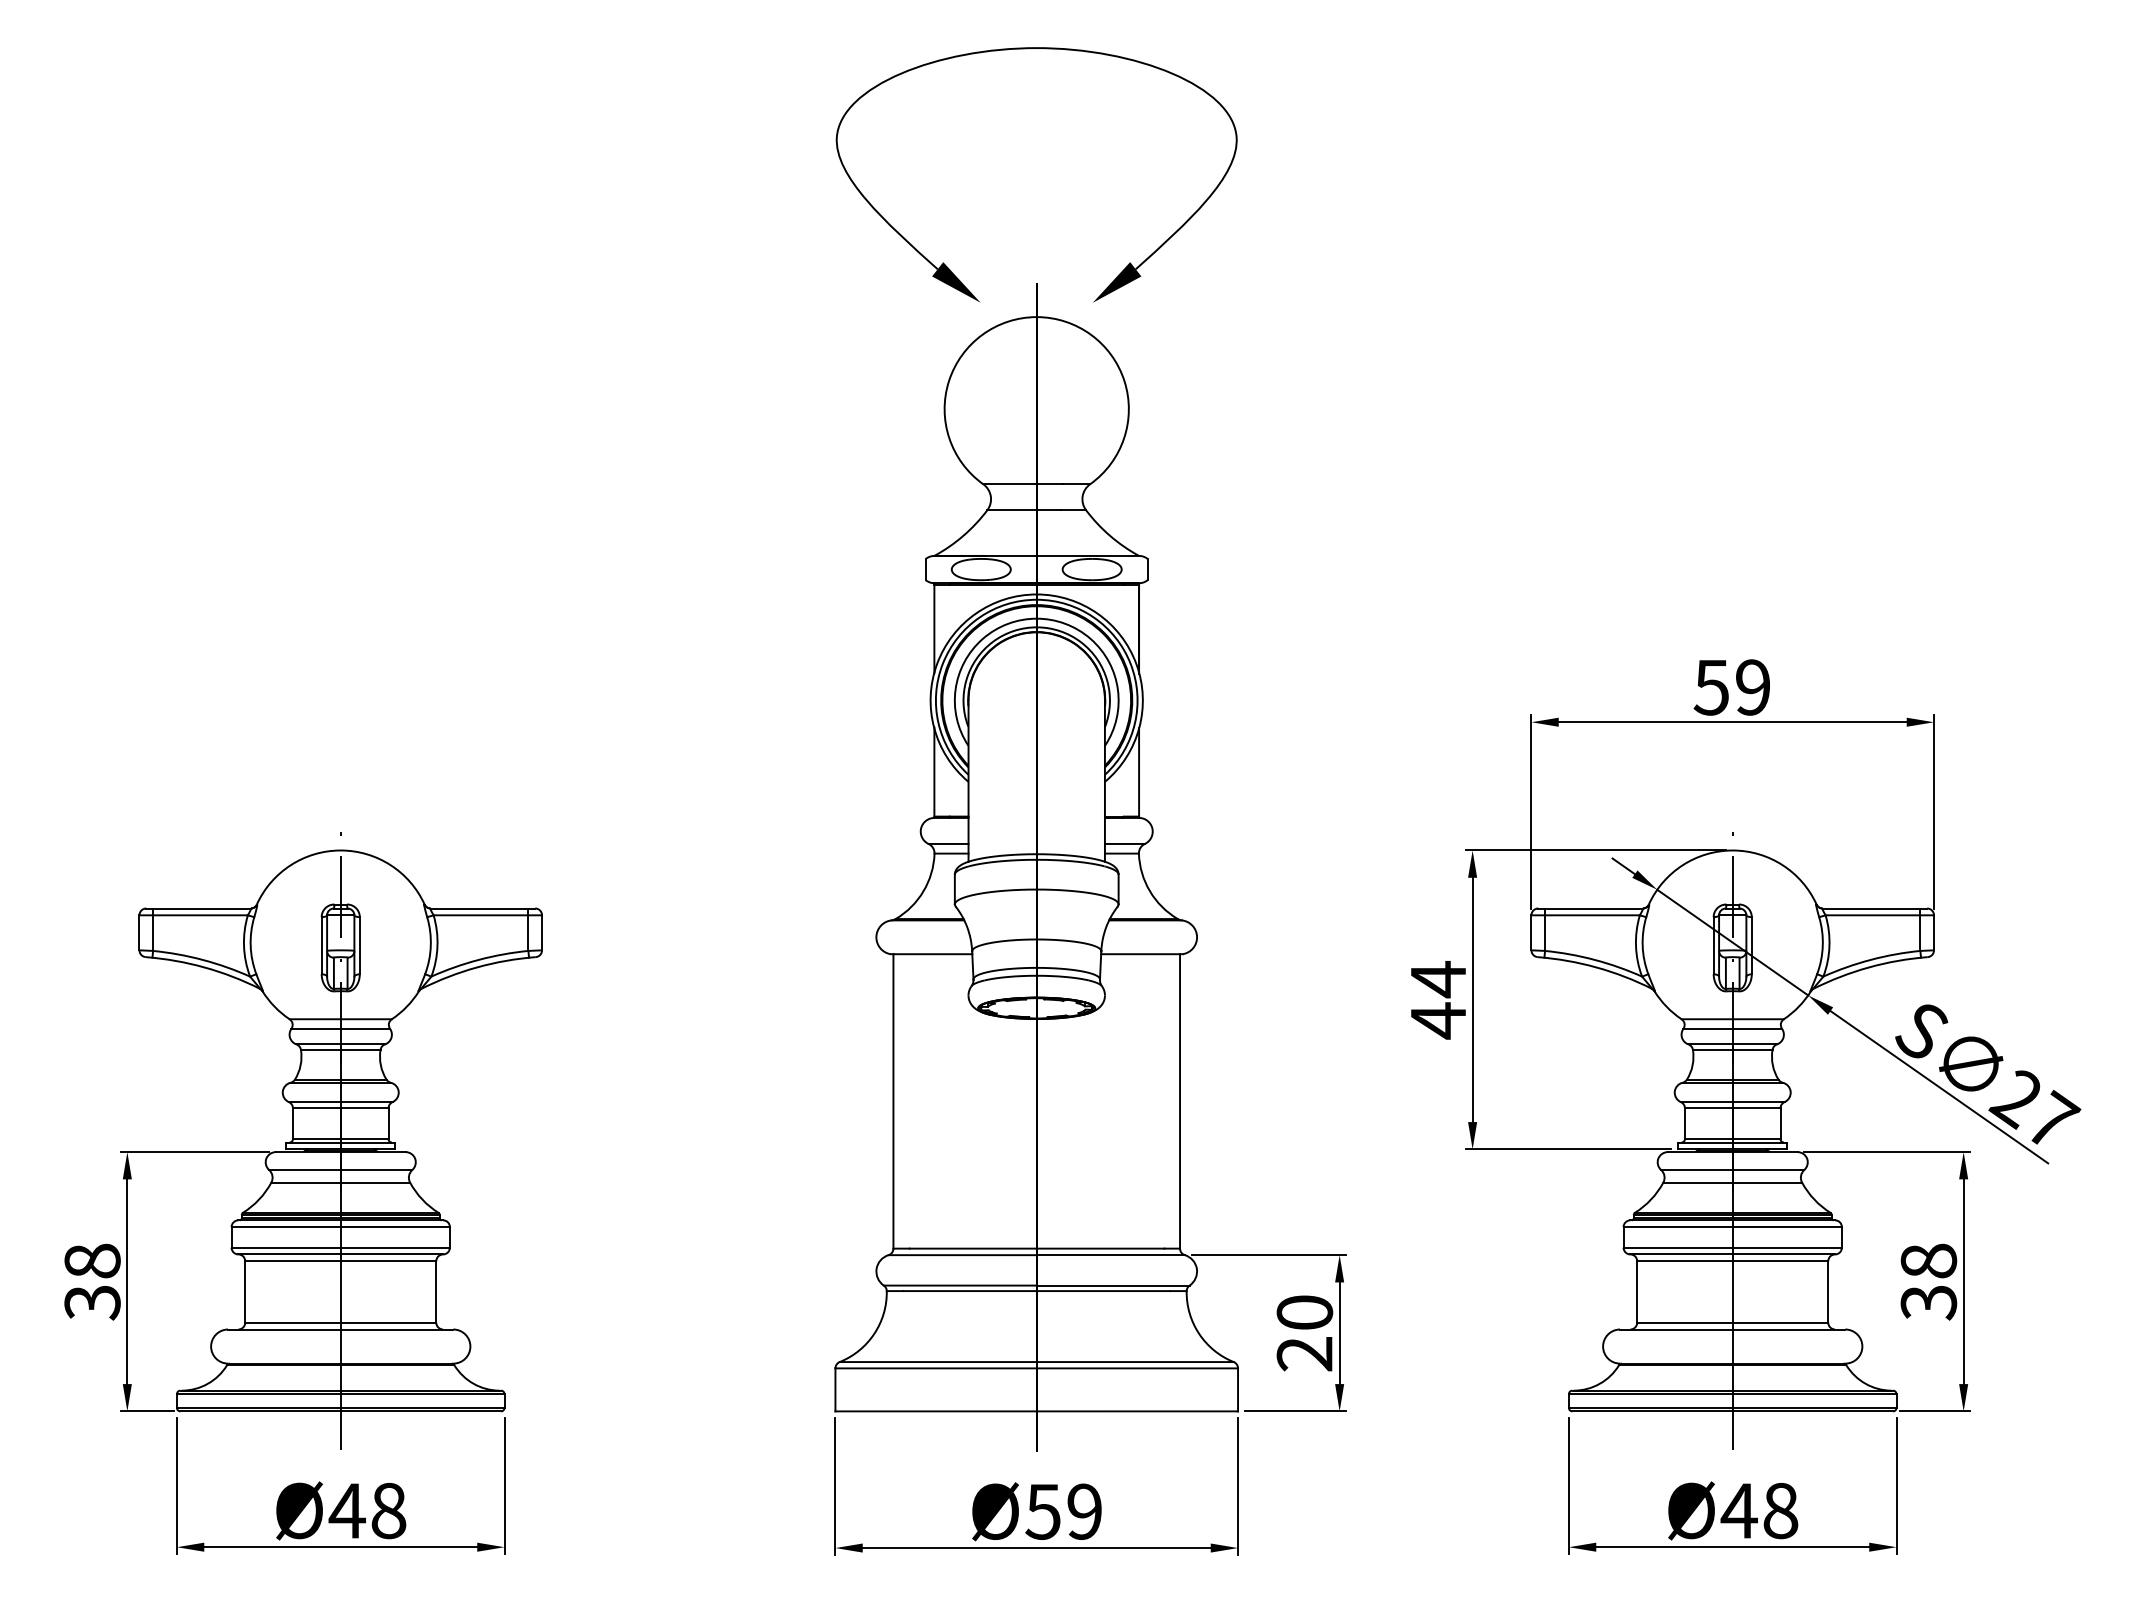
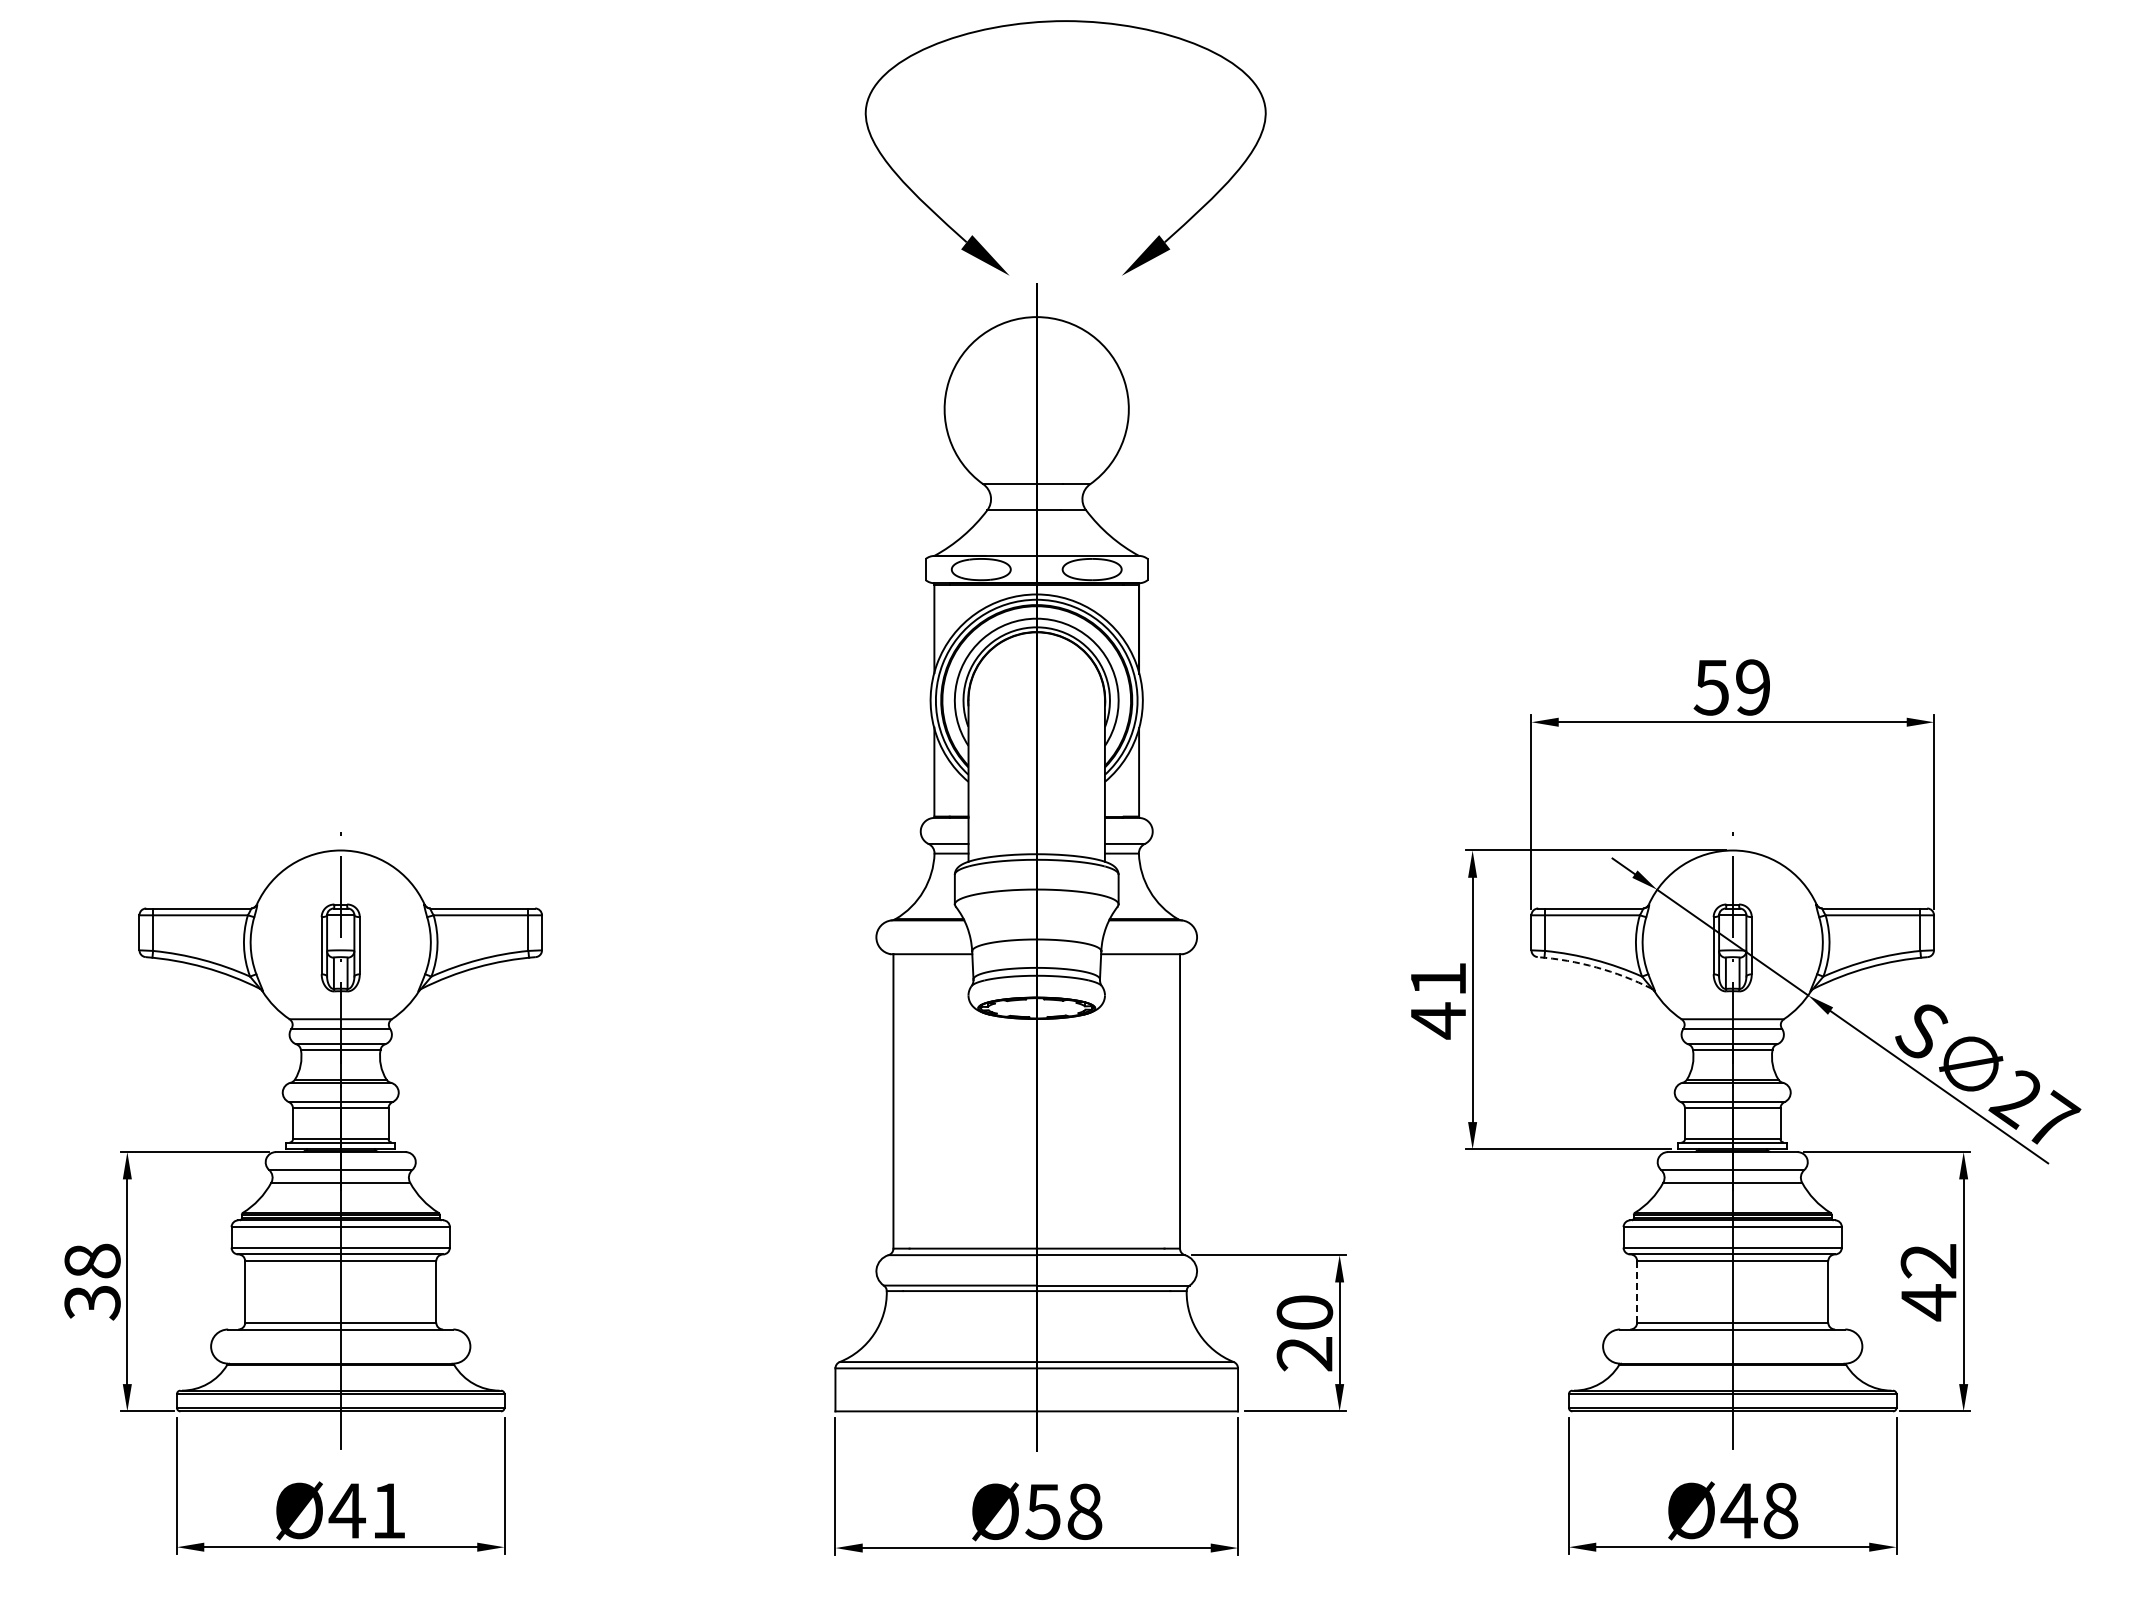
part position: (1029, 49) -> (1058, 22) (1058, 22)
arc: solid -> dashed (1596, 967)
text: 44 -> 41 (1438, 979)
text: 38 -> 42 (1928, 1282)
line: solid -> dashed (1637, 1291)
text: Ø48 -> Ø41 (388, 1510)
text: Ø59 -> Ø58 (1084, 1511)
